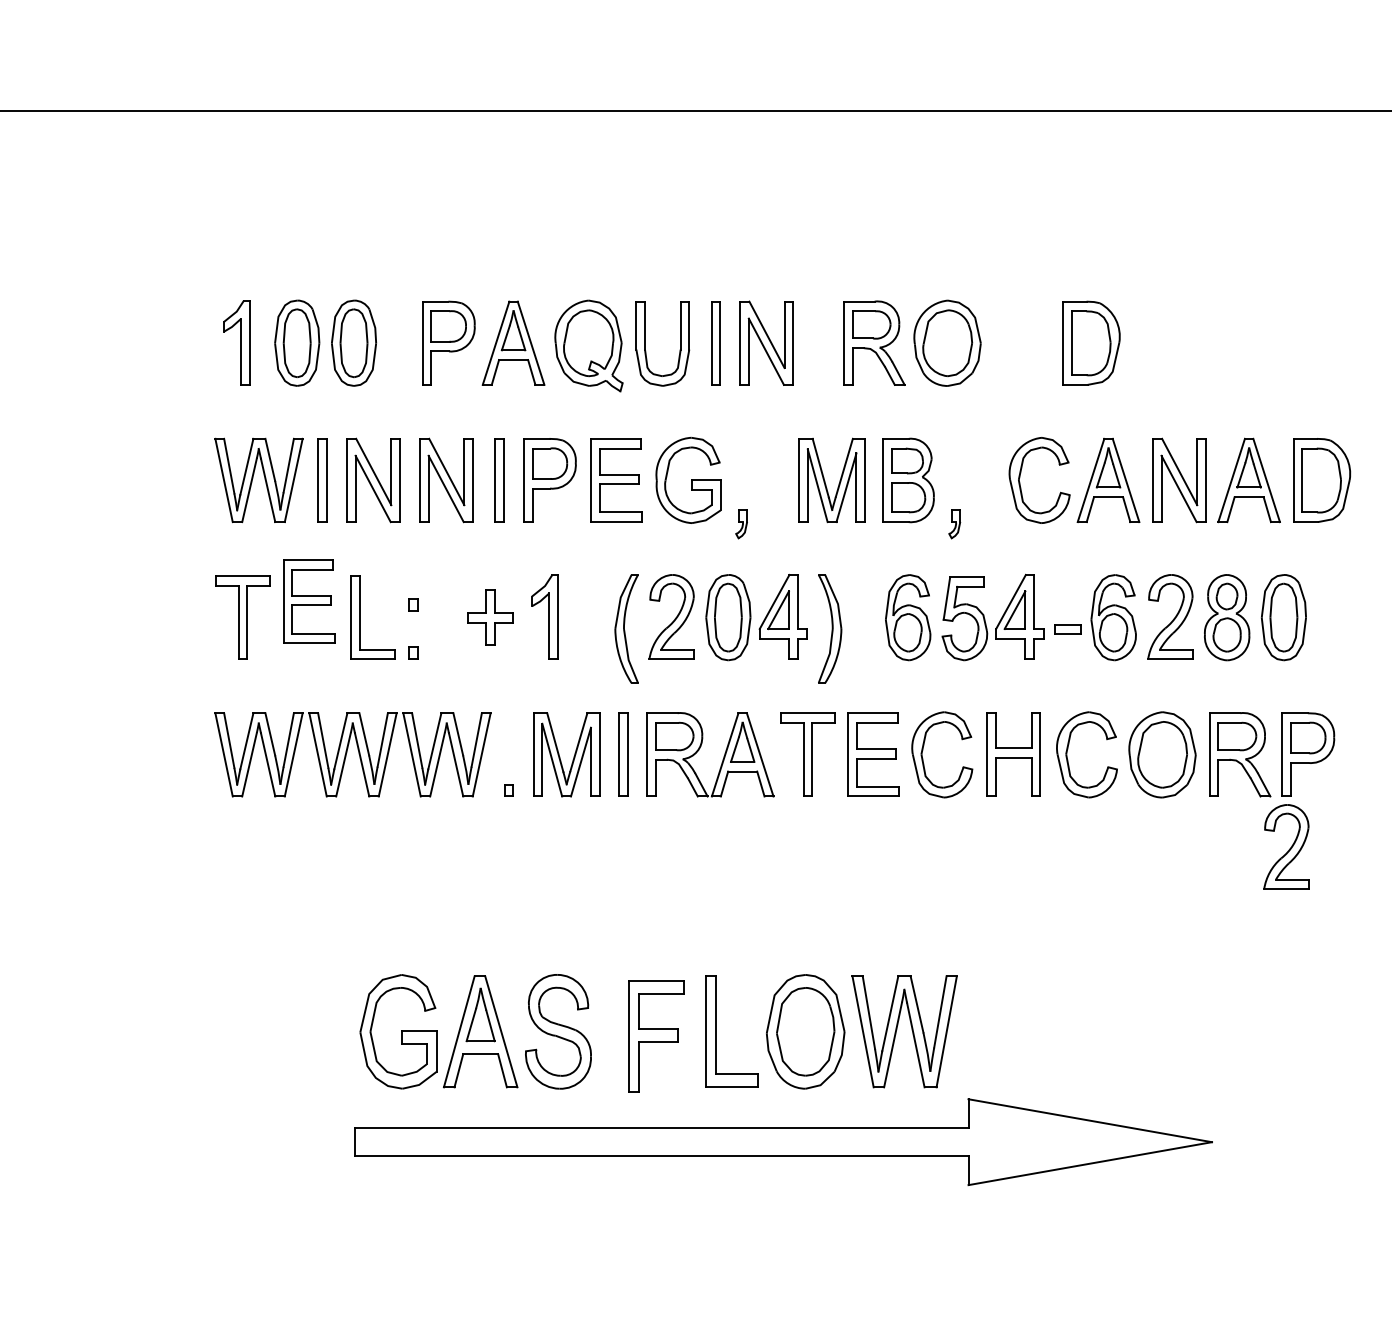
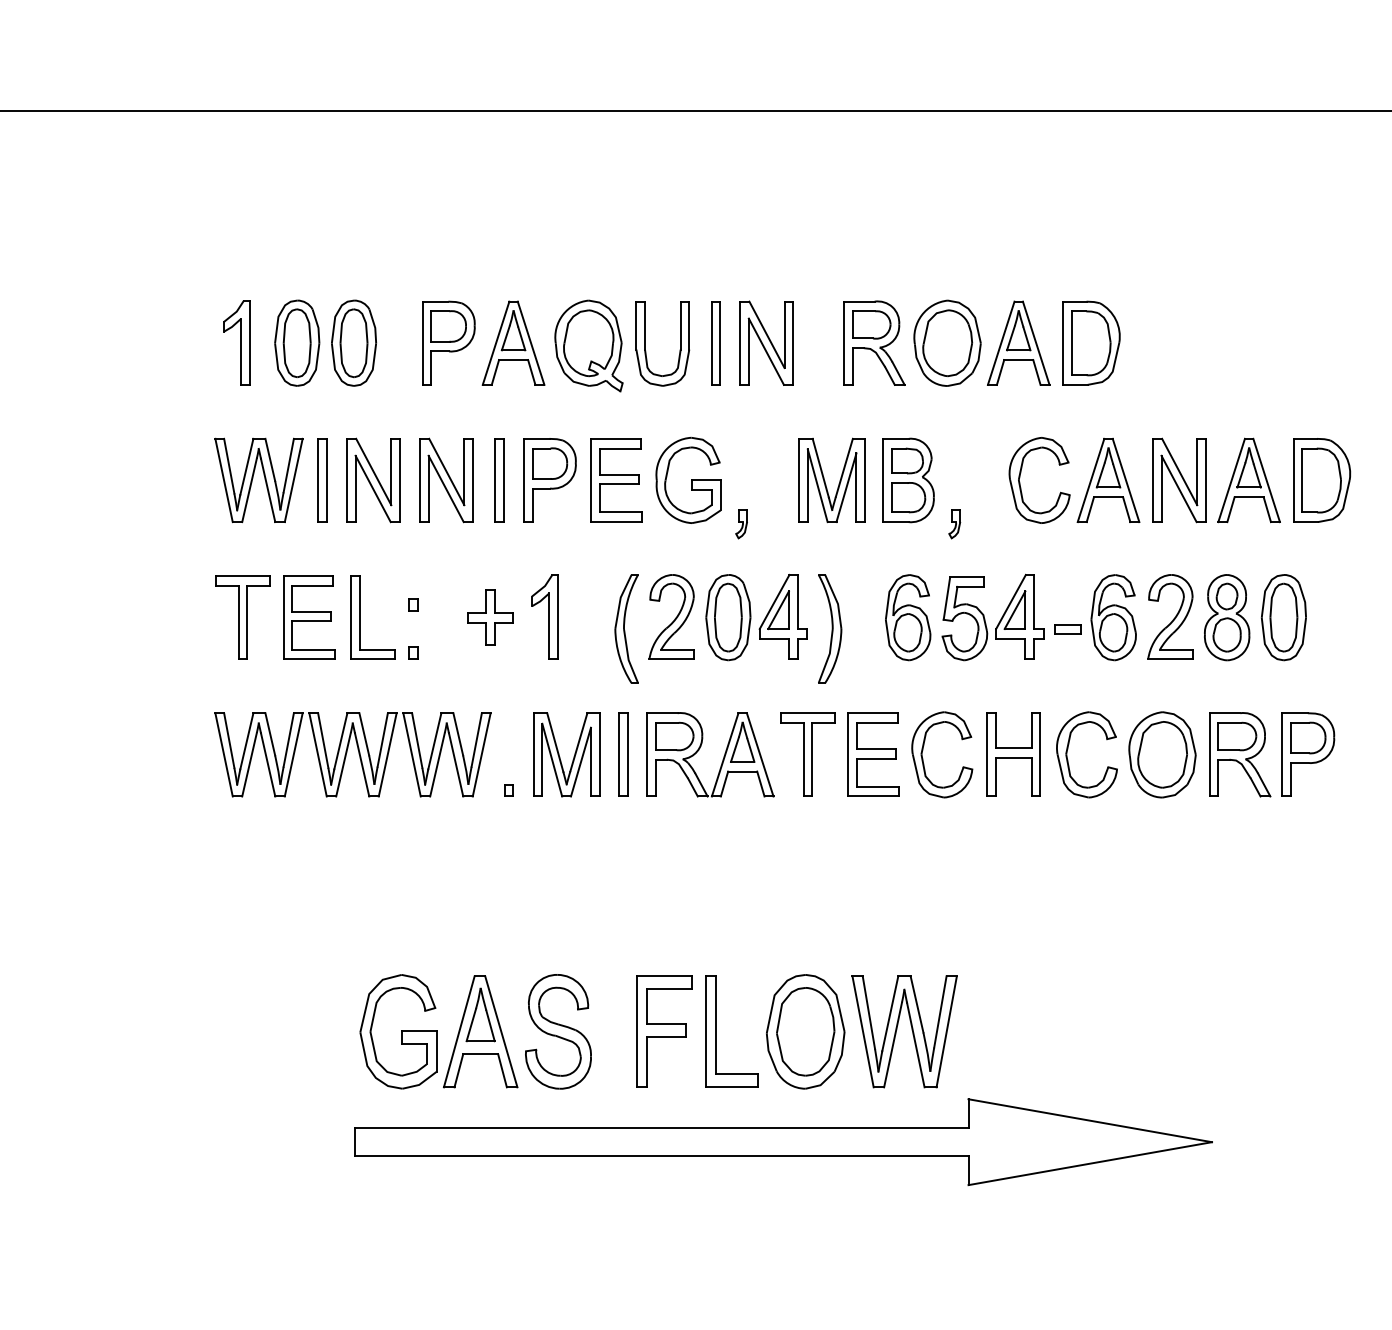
part: none -> present (1018, 342)
part position: (309, 601) -> (309, 617) (309, 617)
part: present -> none (1286, 846)
part position: (656, 1036) -> (664, 1031) (664, 1031)
